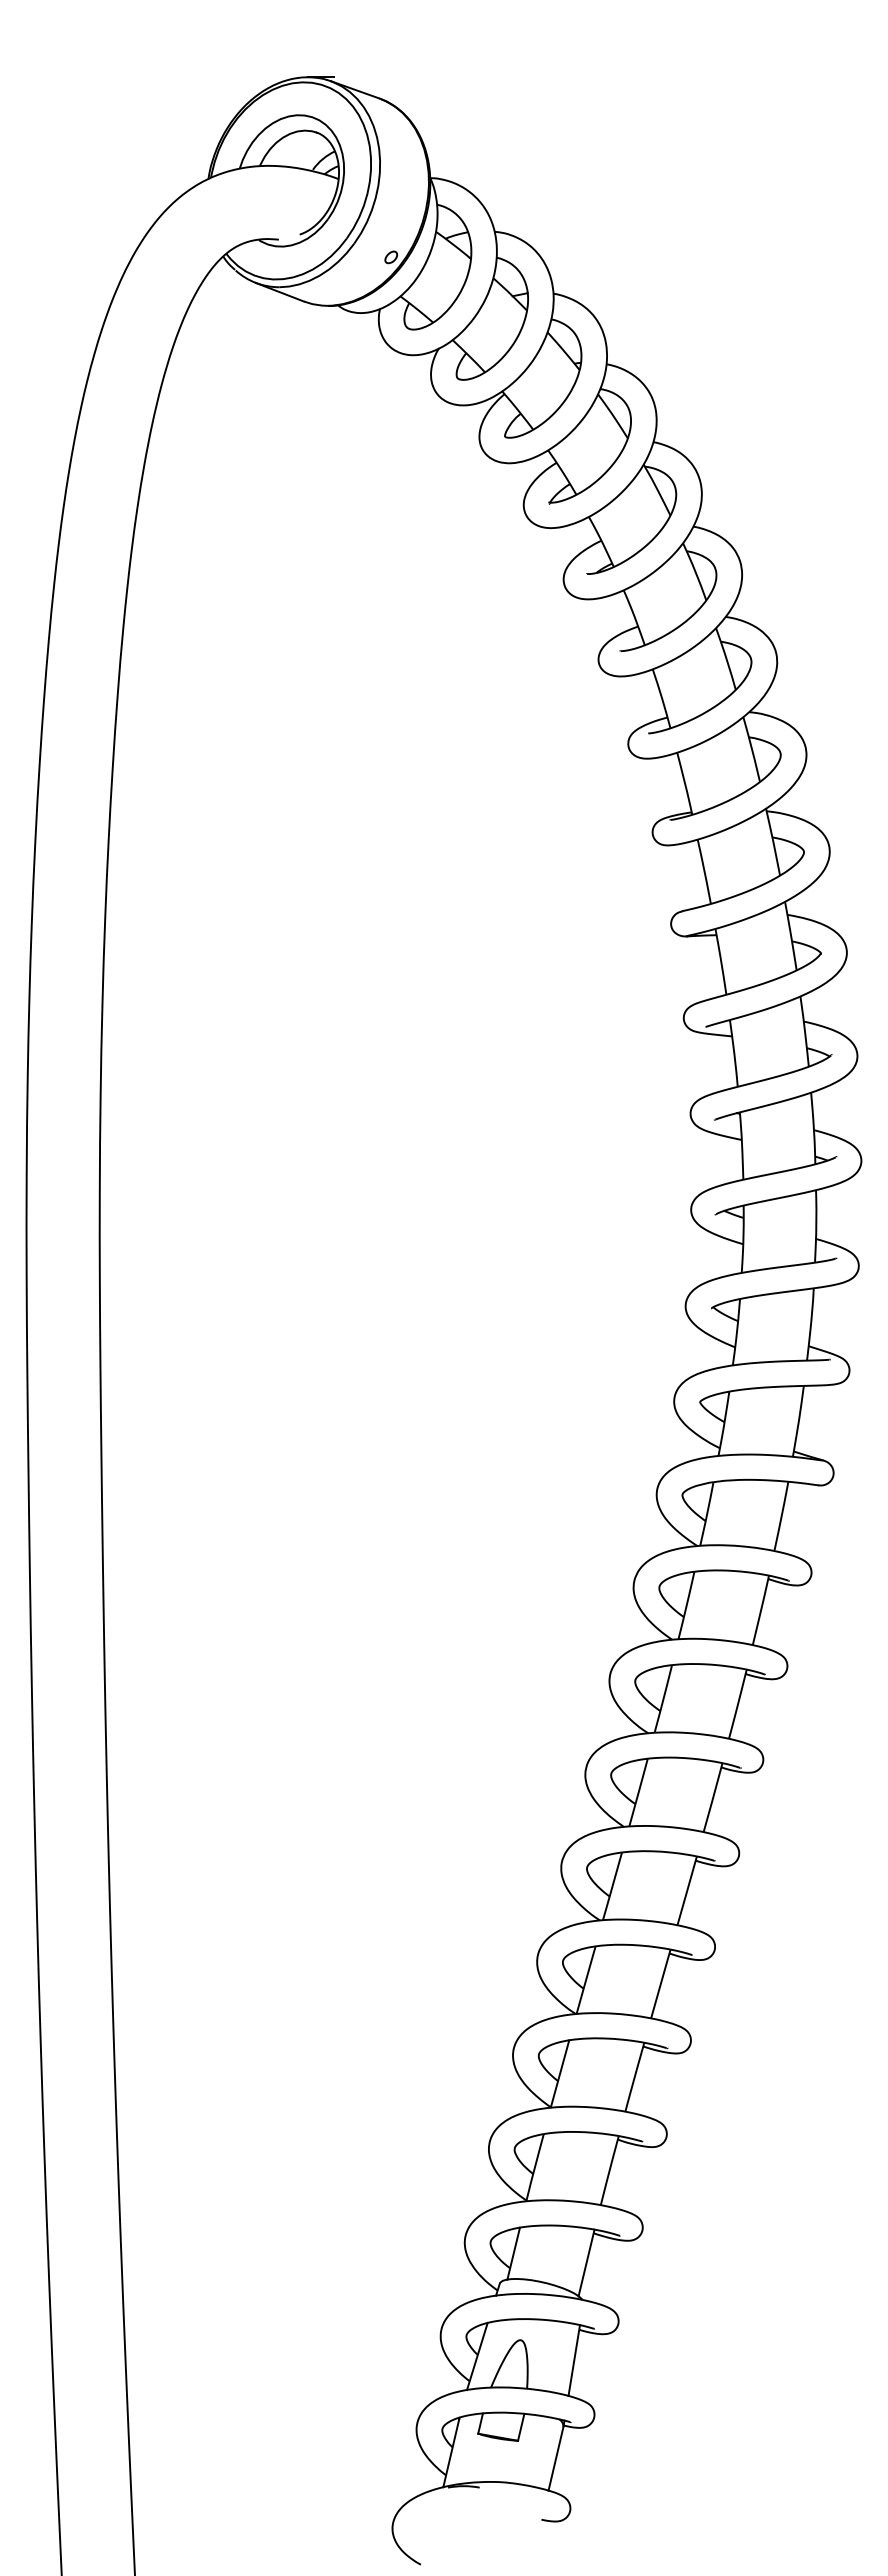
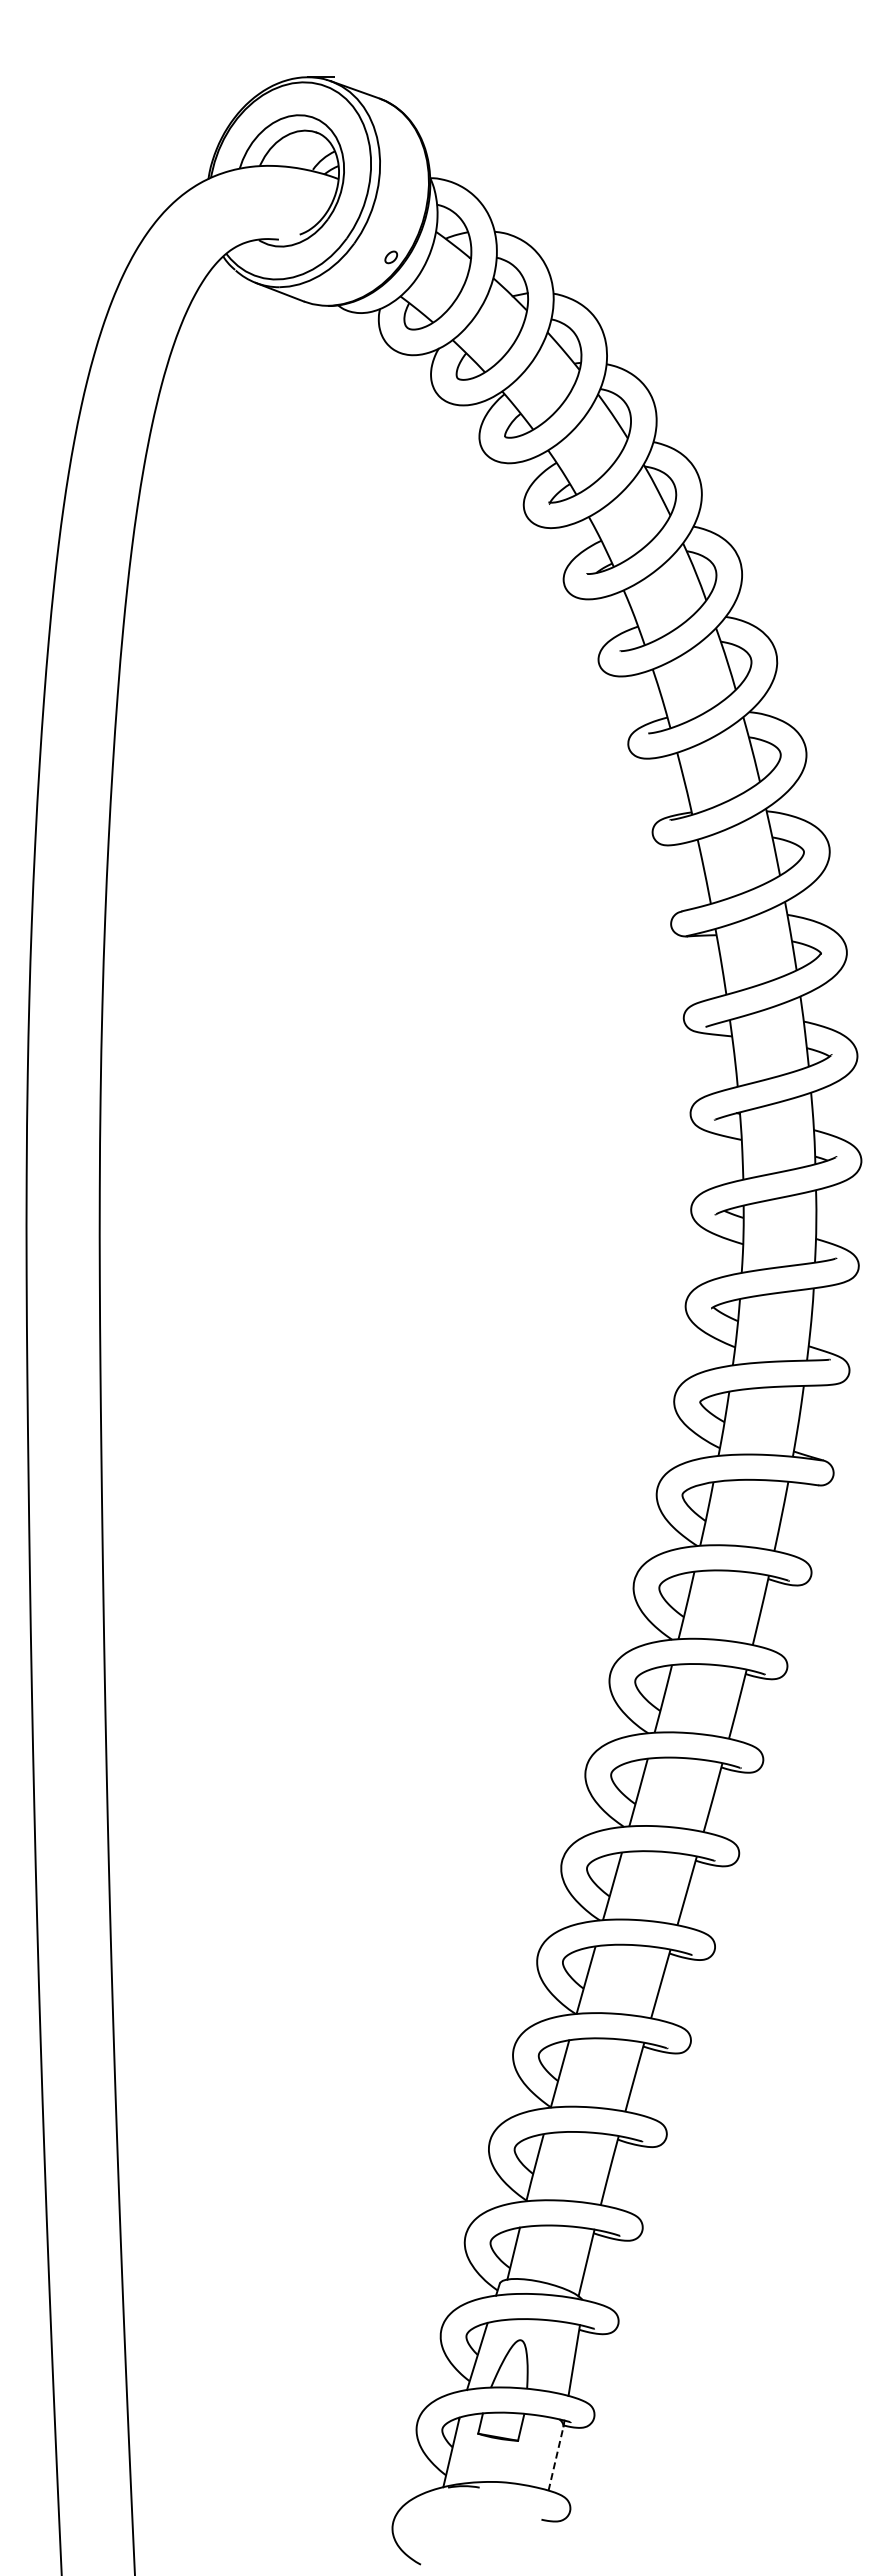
line: solid -> dashed (556, 2458)
